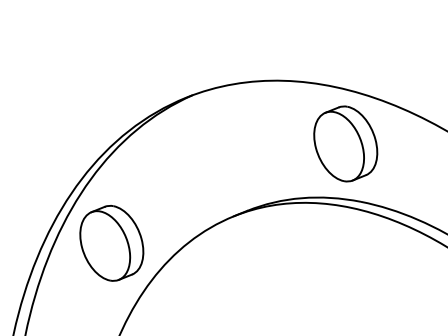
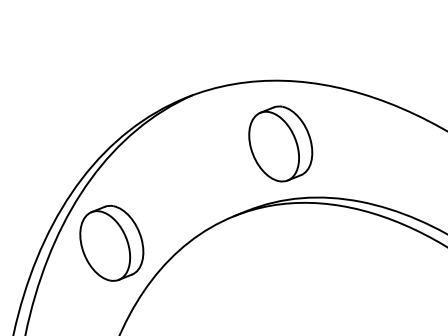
part position: (345, 143) -> (280, 143) (280, 143)
